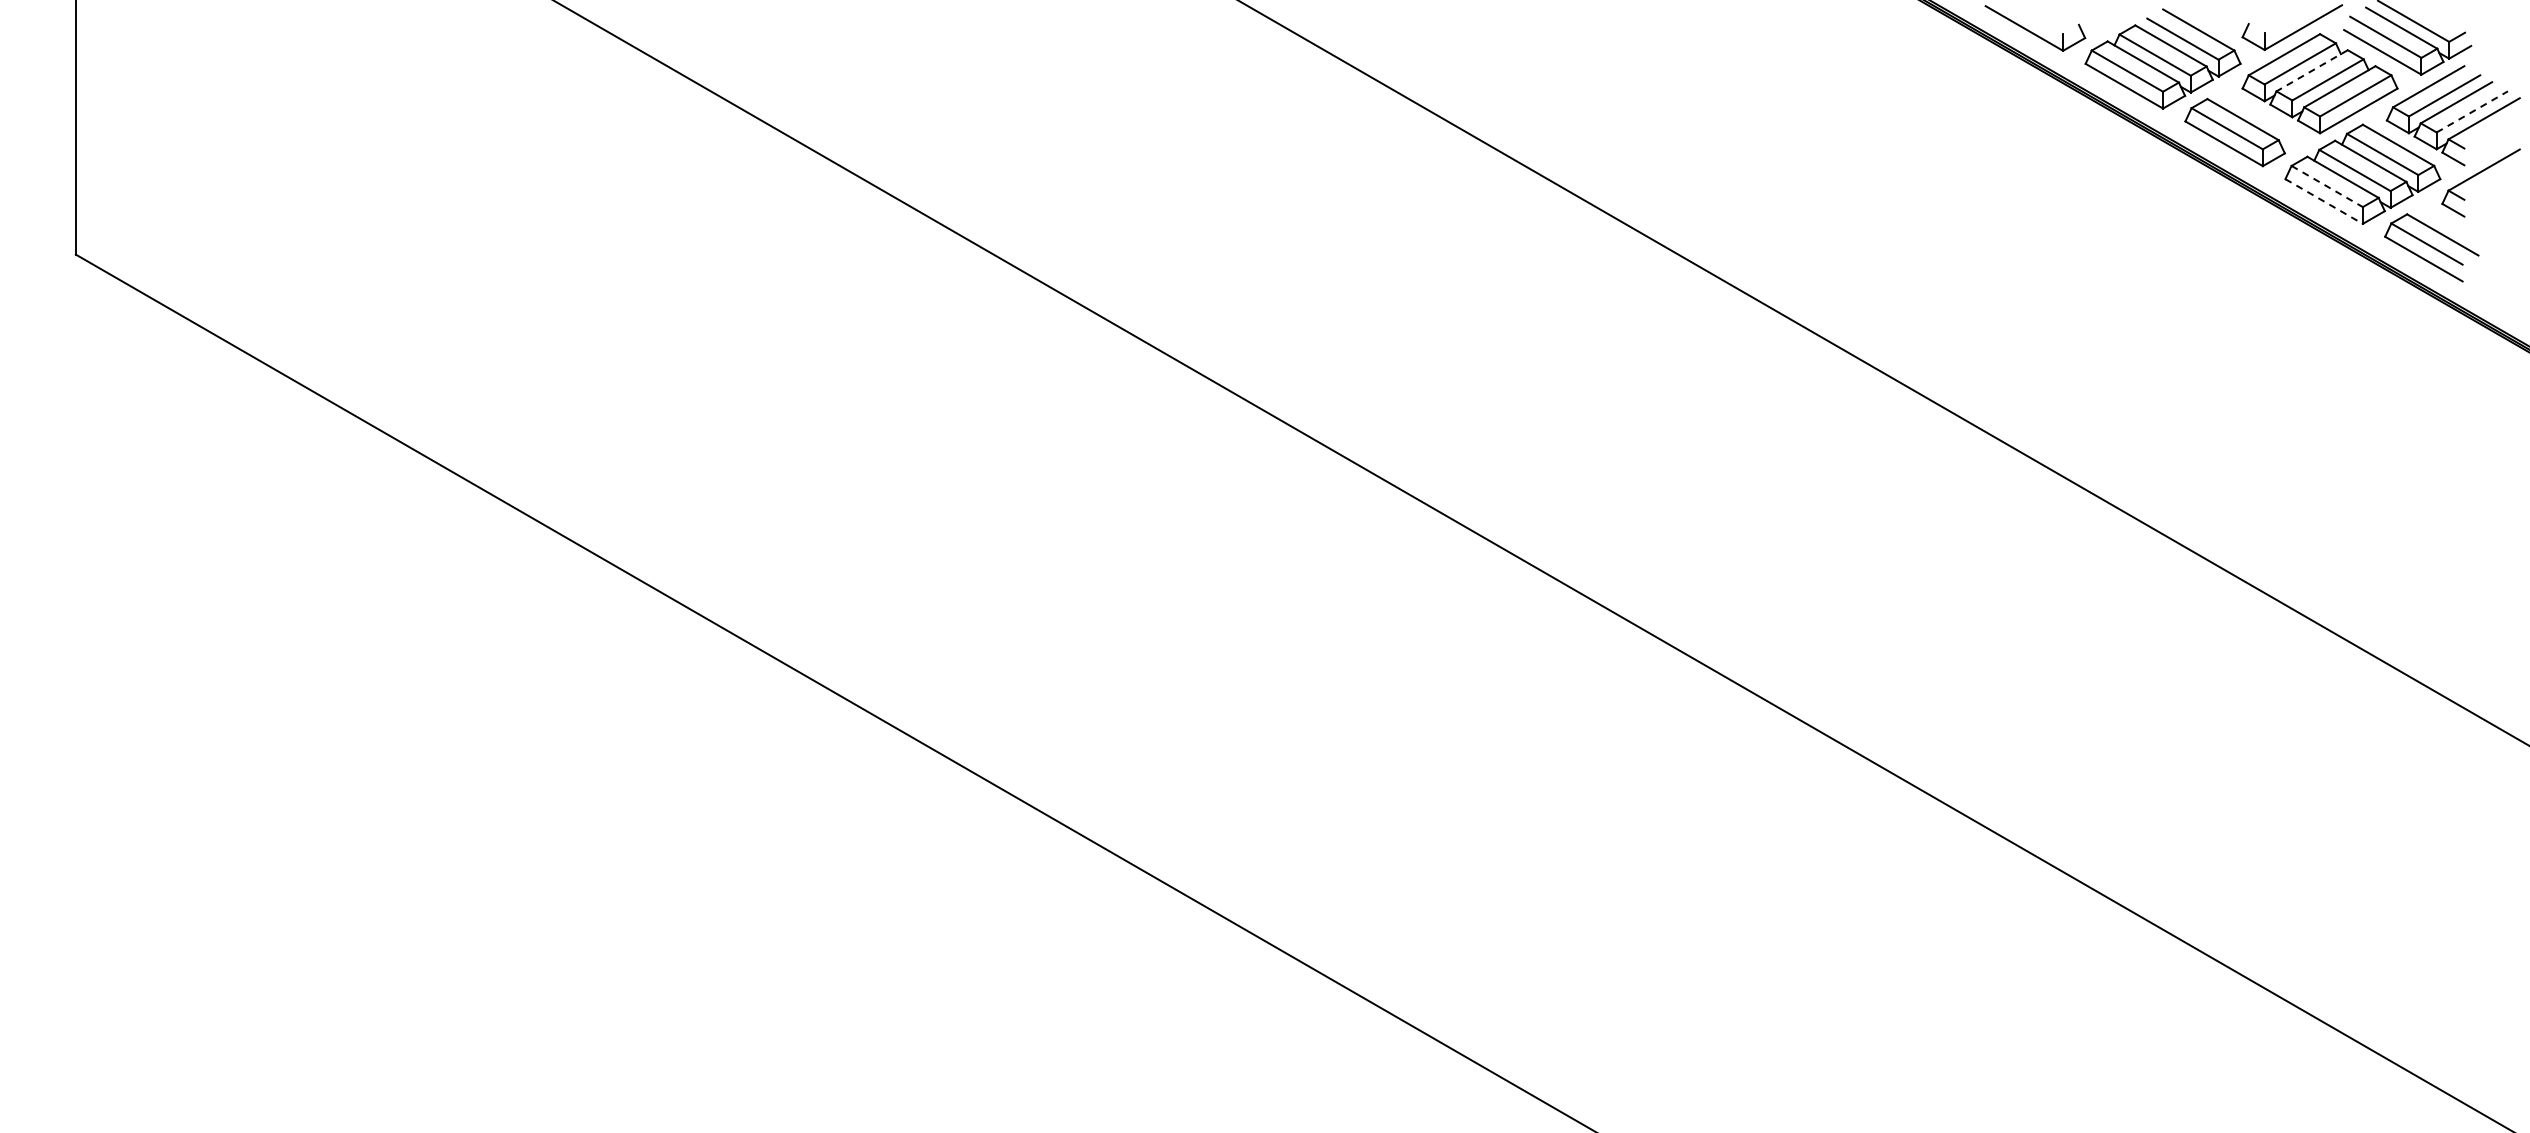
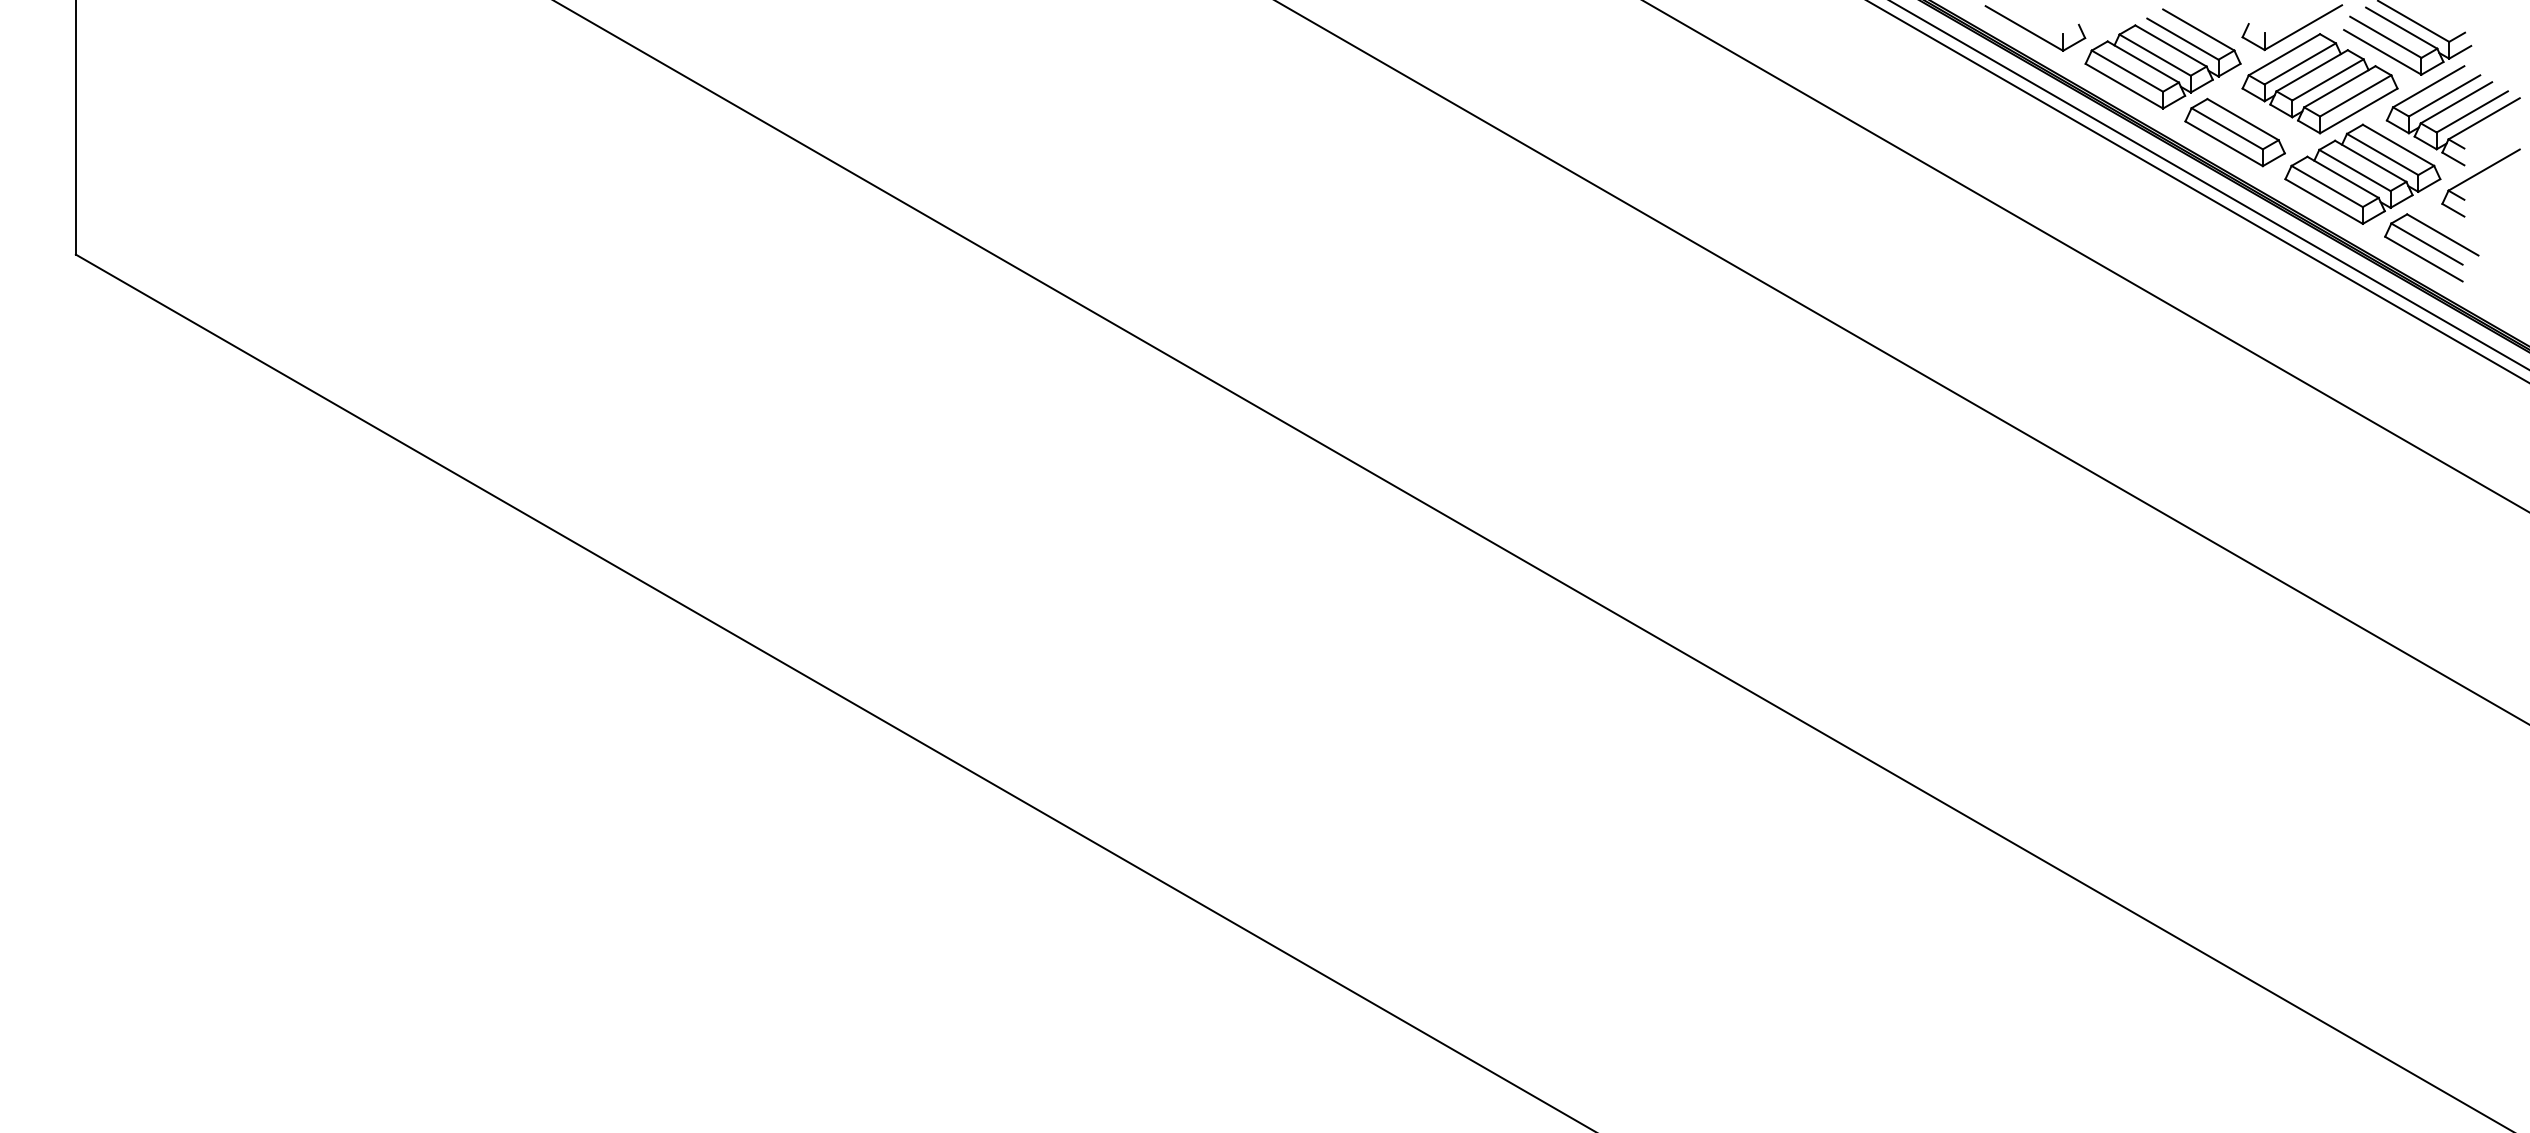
line: dashed -> solid (2311, 71)
line: dashed -> solid (2472, 111)
line: none -> present (2209, 185)
line: dashed -> solid (2327, 186)
line: none -> present (2197, 191)
line: dashed -> solid (2324, 201)
line: none -> present (2086, 256)
line position: (1883, 373) -> (1902, 362) (1902, 362)
